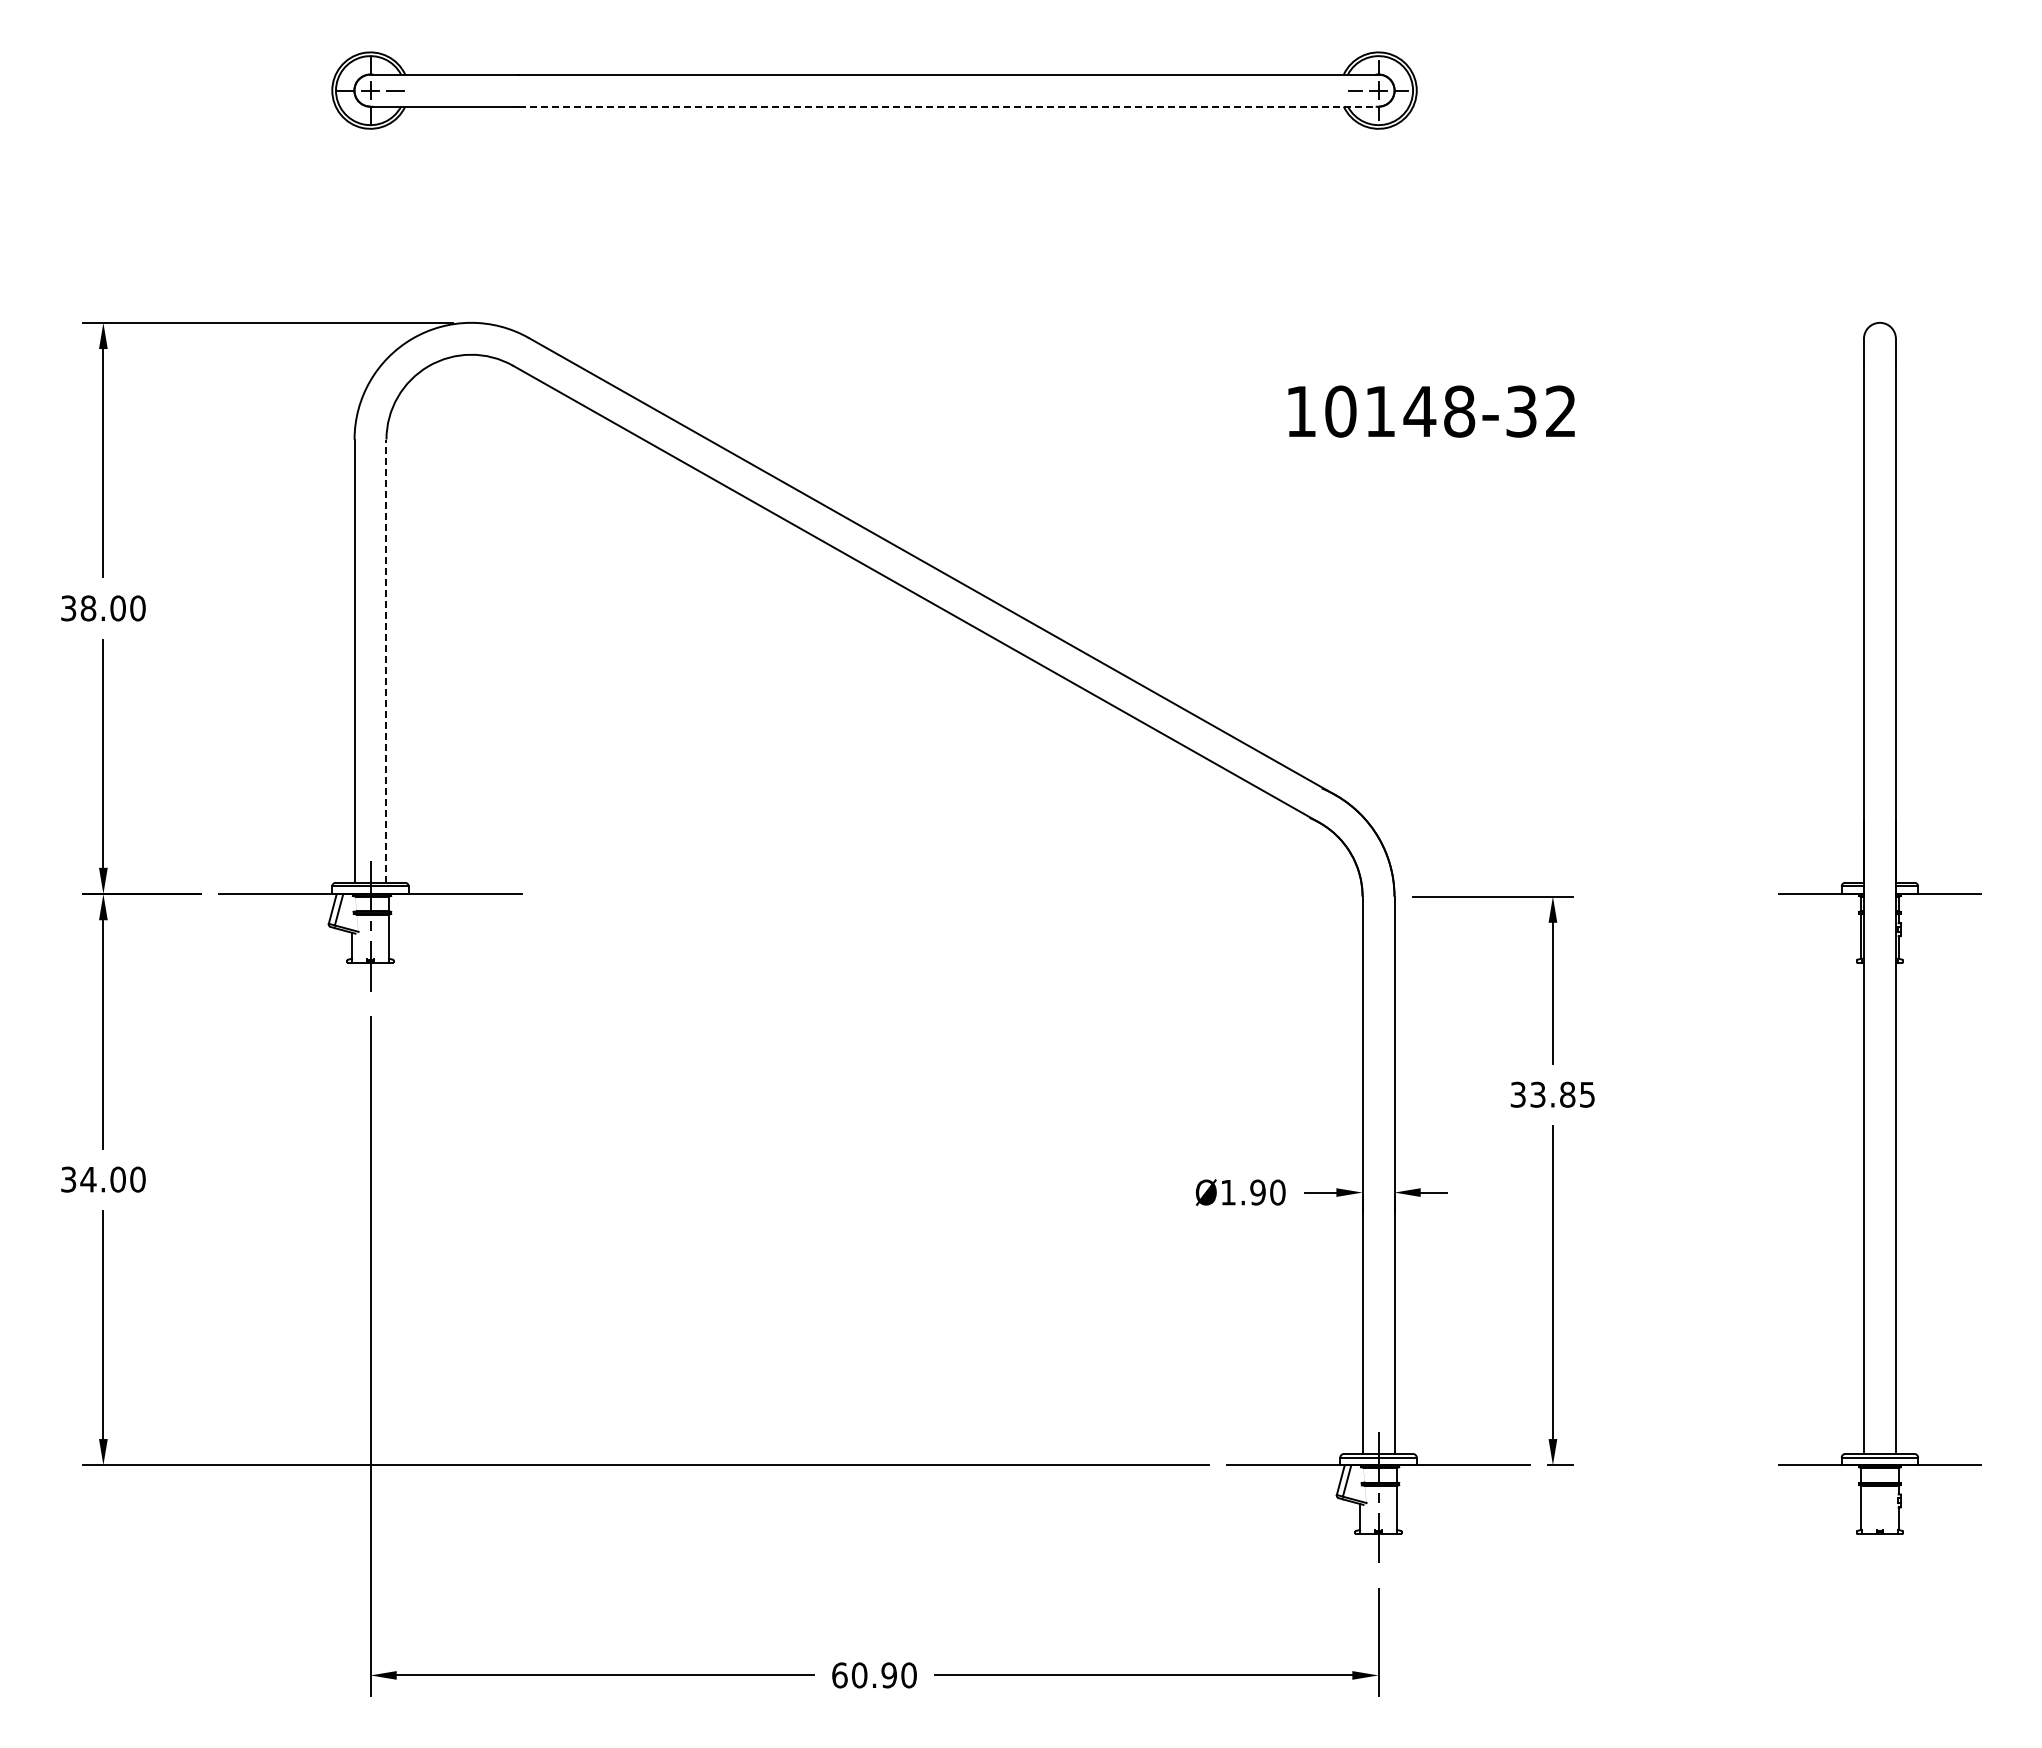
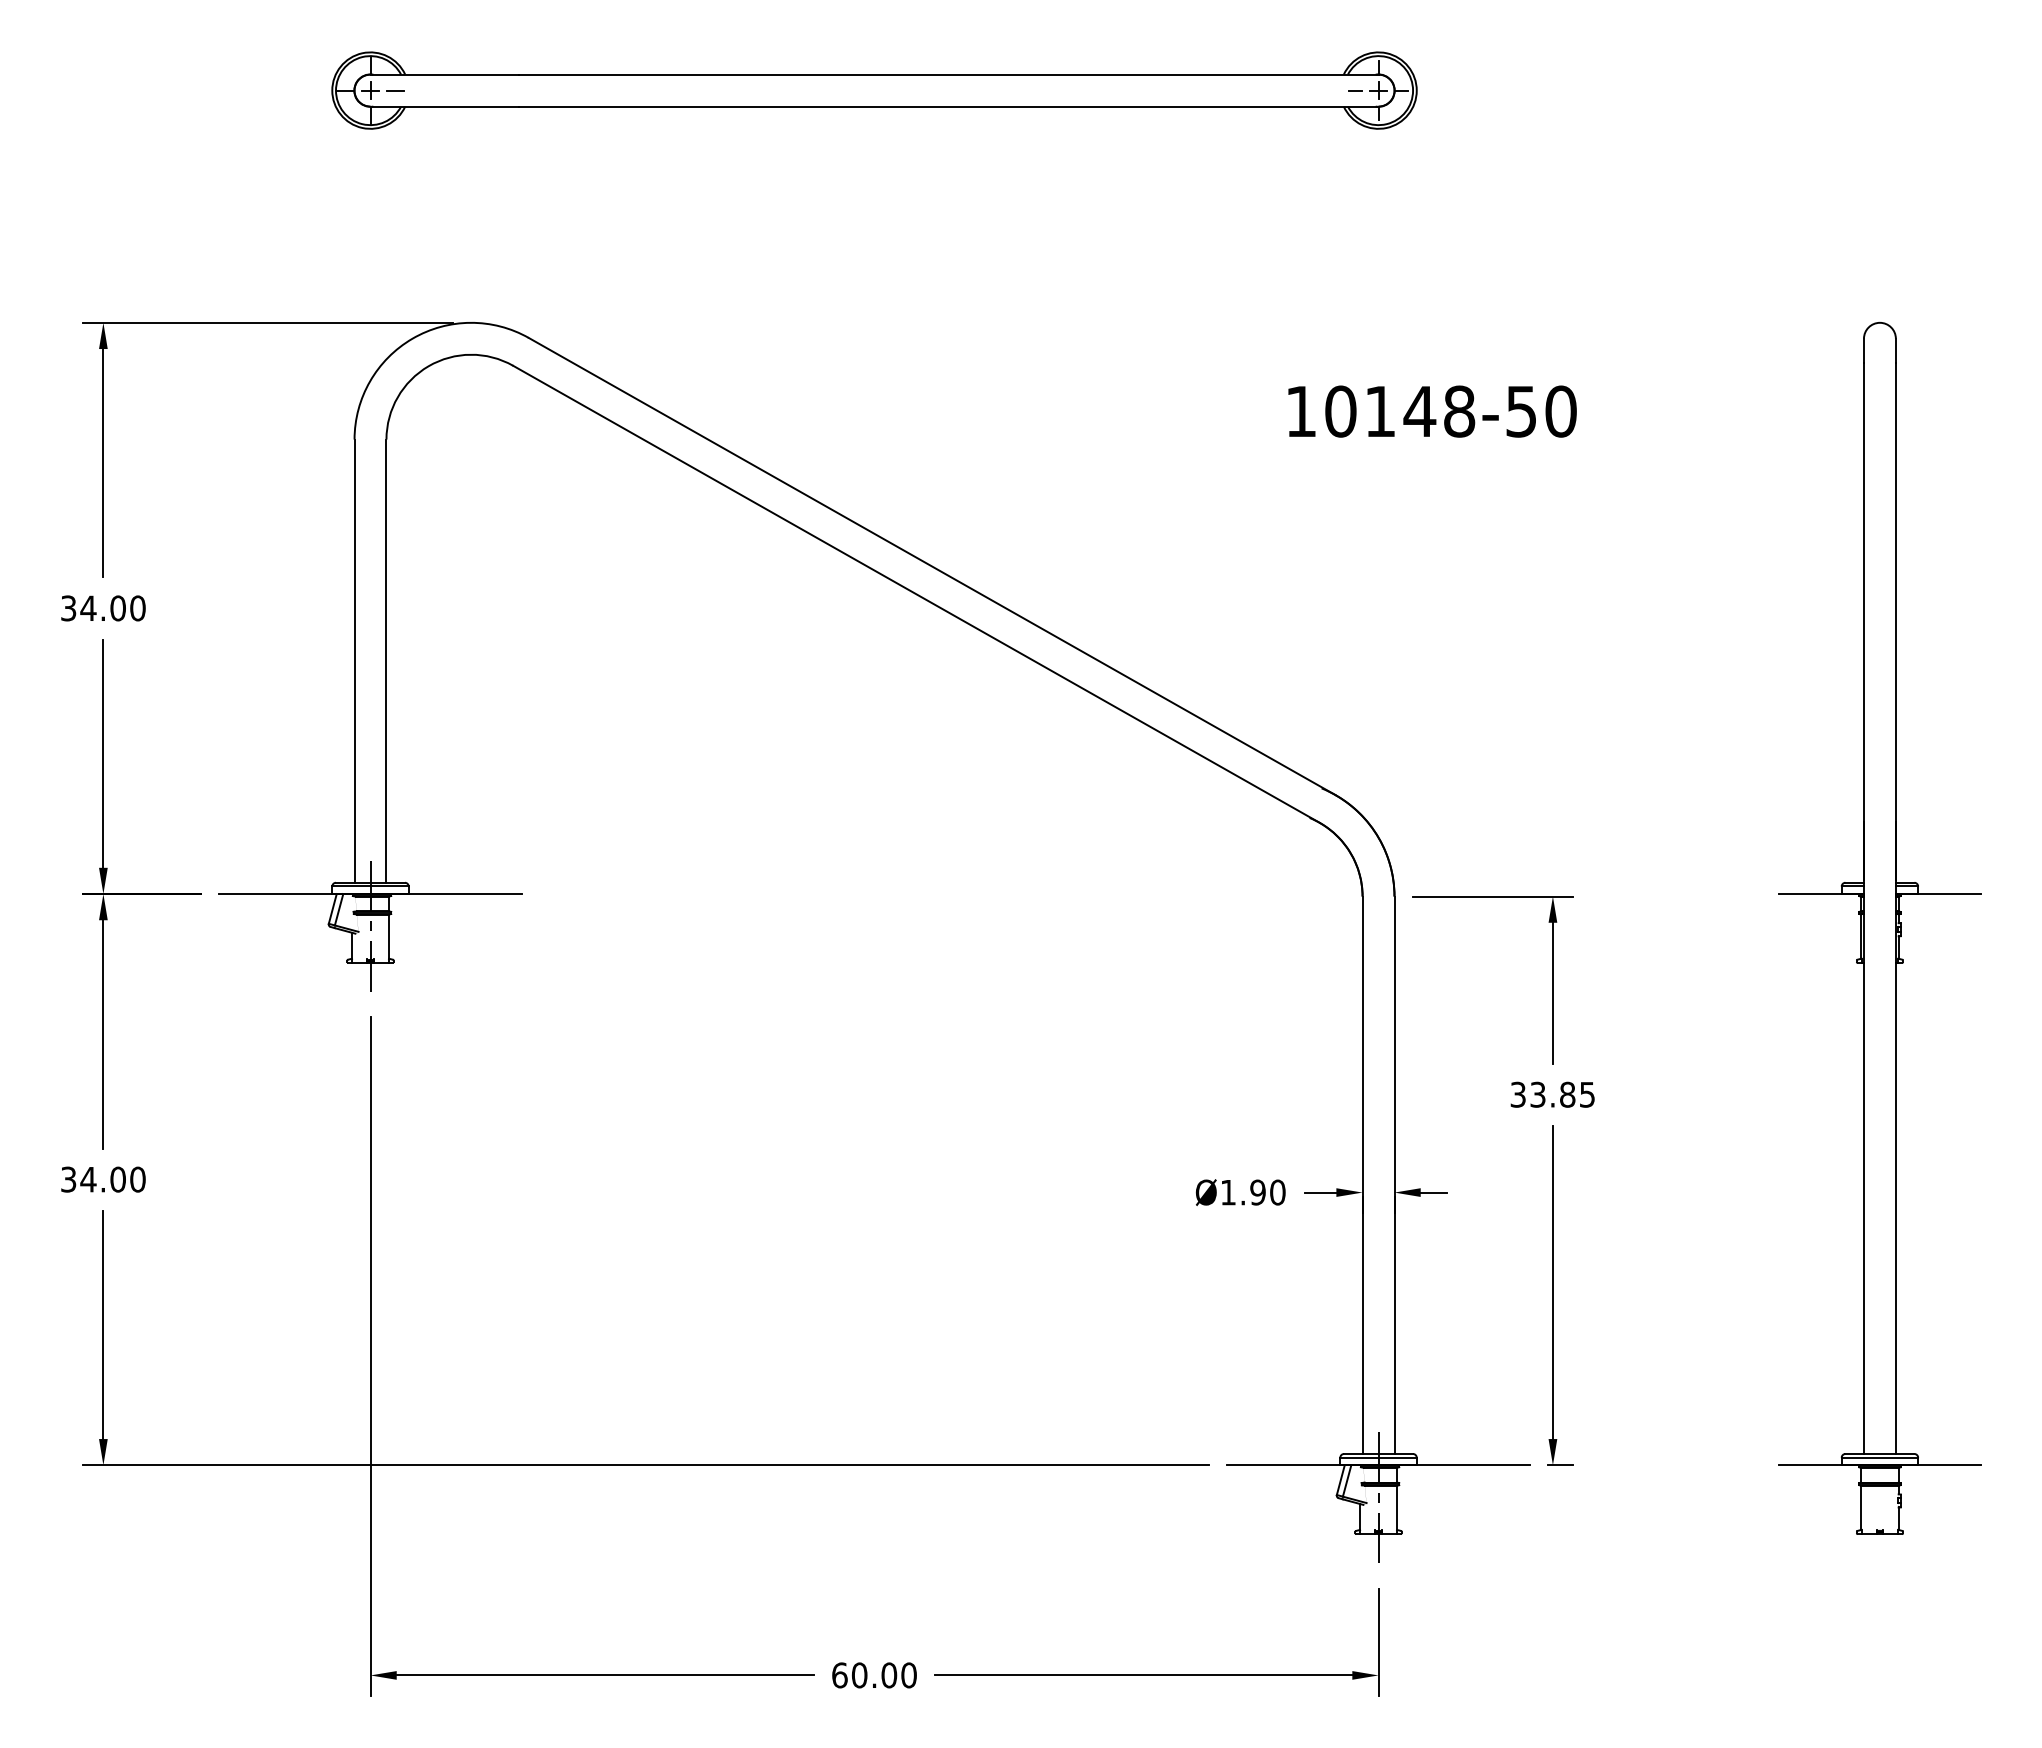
line: dashed -> solid (948, 106)
text: 10148-32 -> 10148-50 (1541, 411)
text: 38.00 -> 34.00 (88, 608)
line: dashed -> solid (386, 661)
text: 60.90 -> 60.00 (889, 1675)
